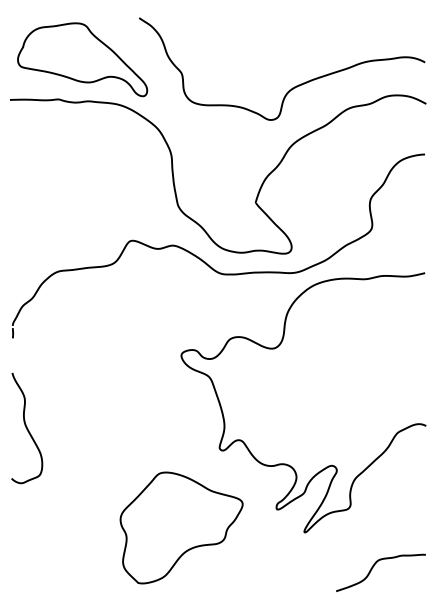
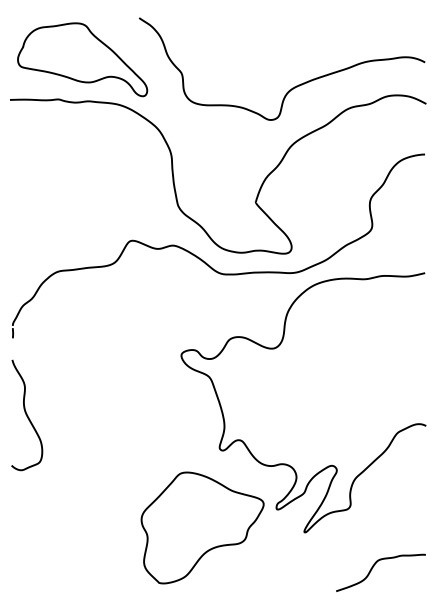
curve position: (27, 428) -> (27, 415) (27, 415)
part position: (181, 527) -> (202, 527) (202, 527)
